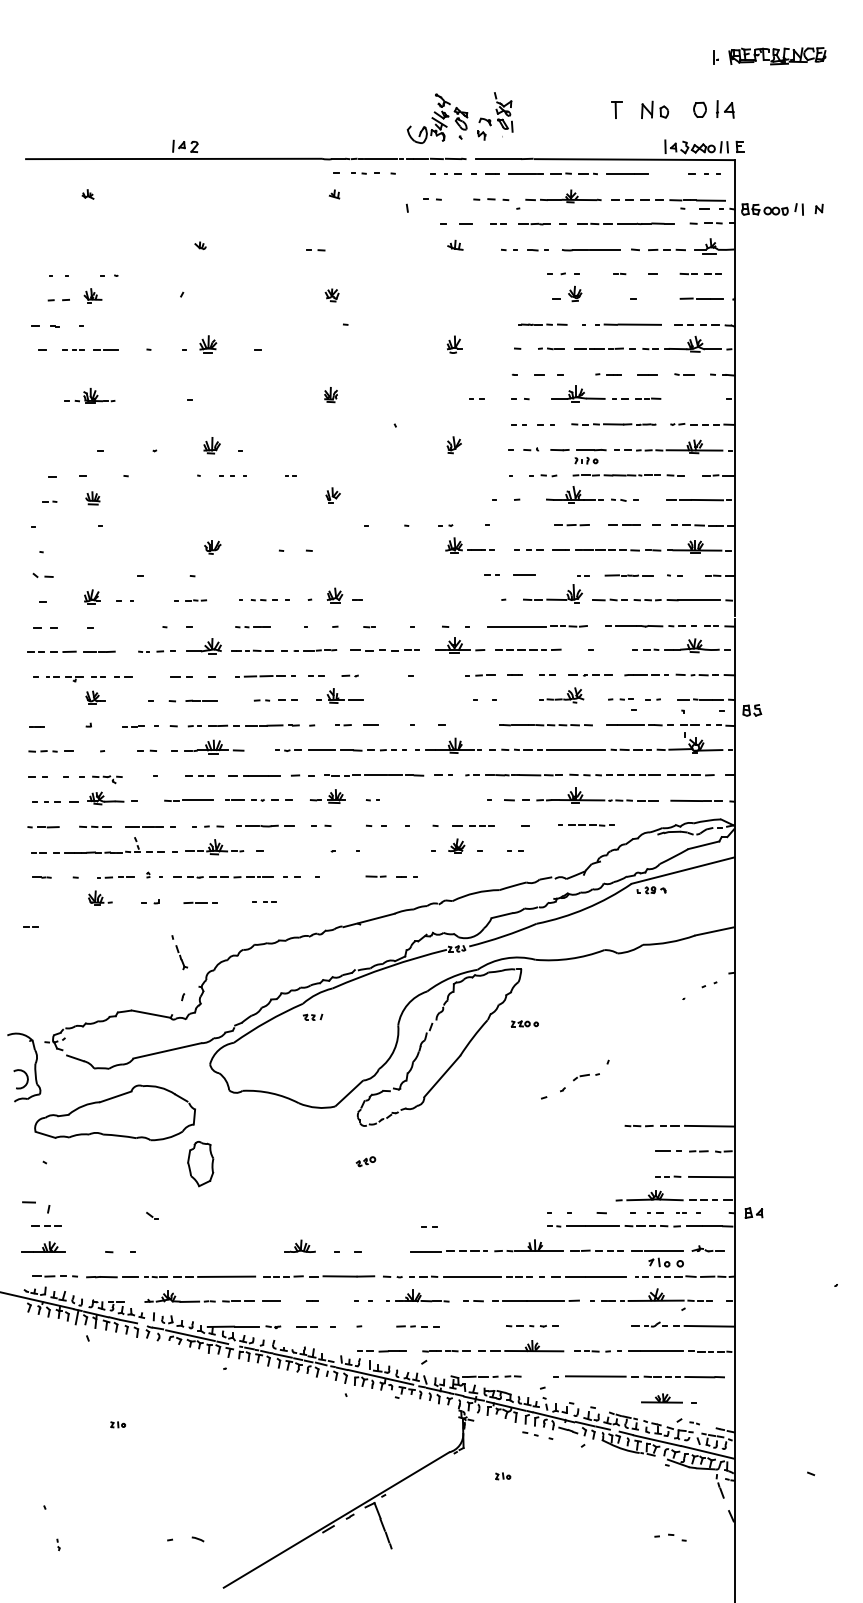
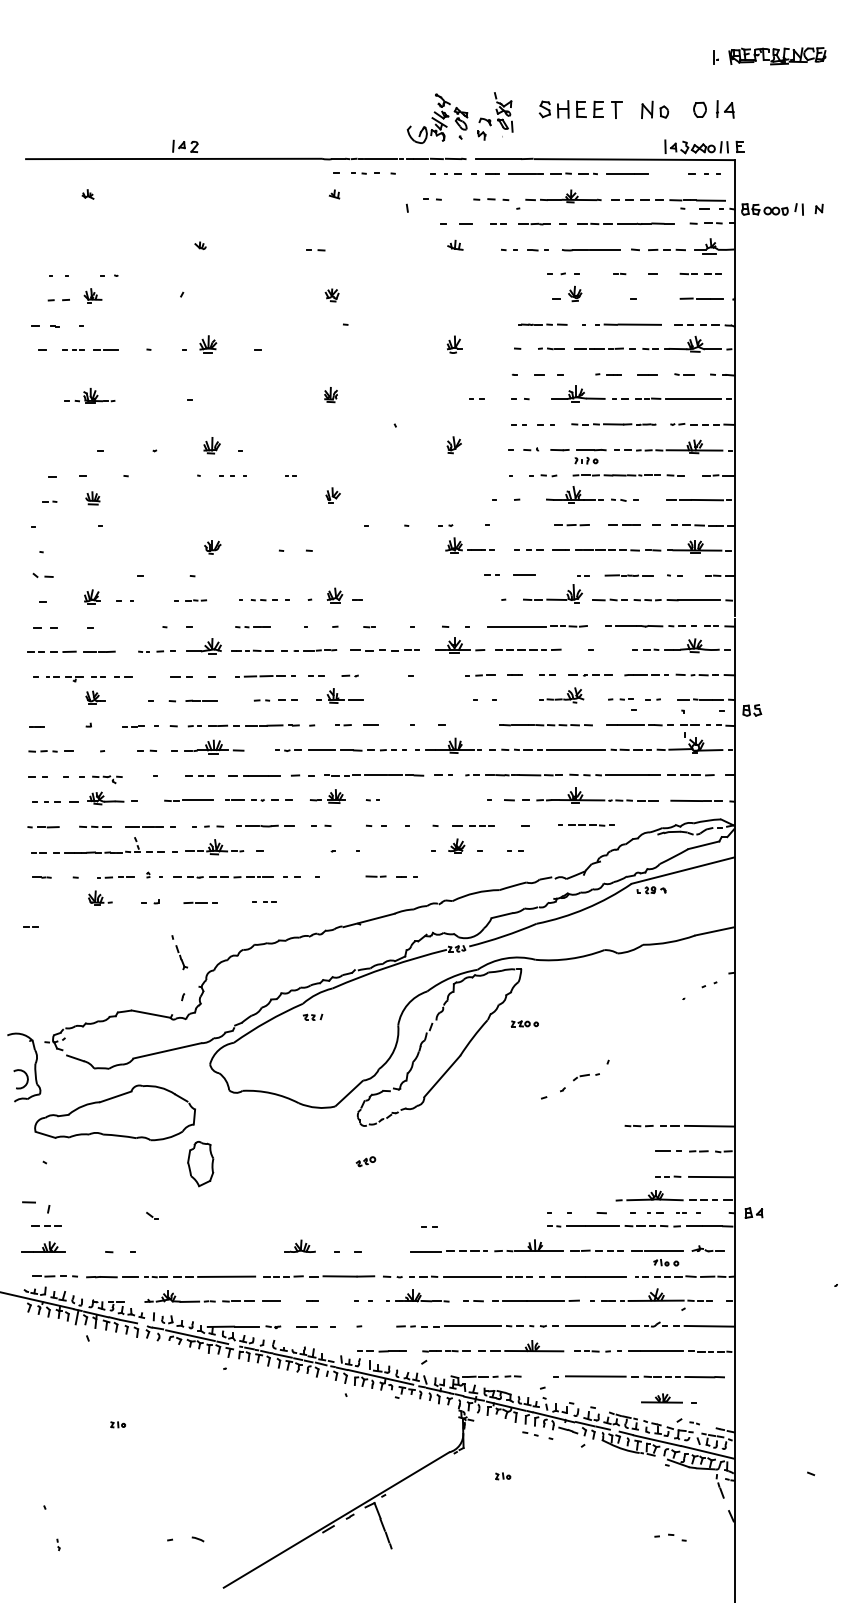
part: none -> present (570, 109)
line: none -> present (692, 398)
line: dashed -> solid (627, 775)
part size: 36x11 px -> 27x8 px (666, 1262)
line: none -> present (595, 1325)
line: none -> present (472, 1326)
